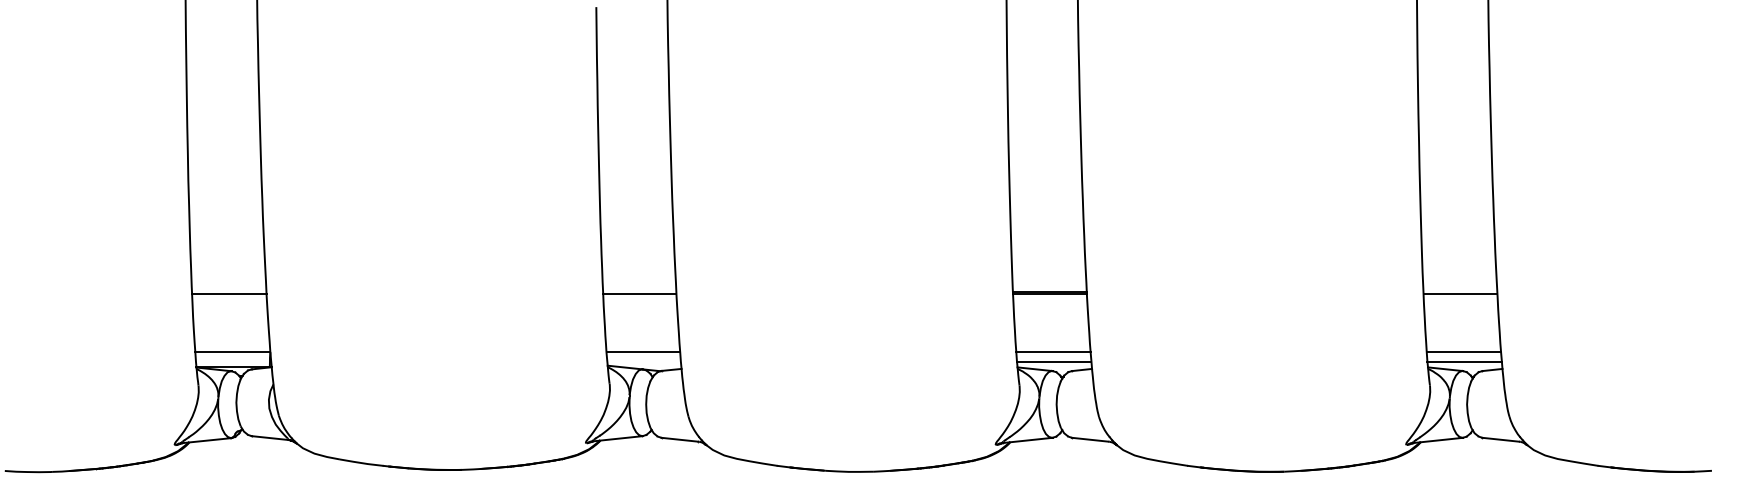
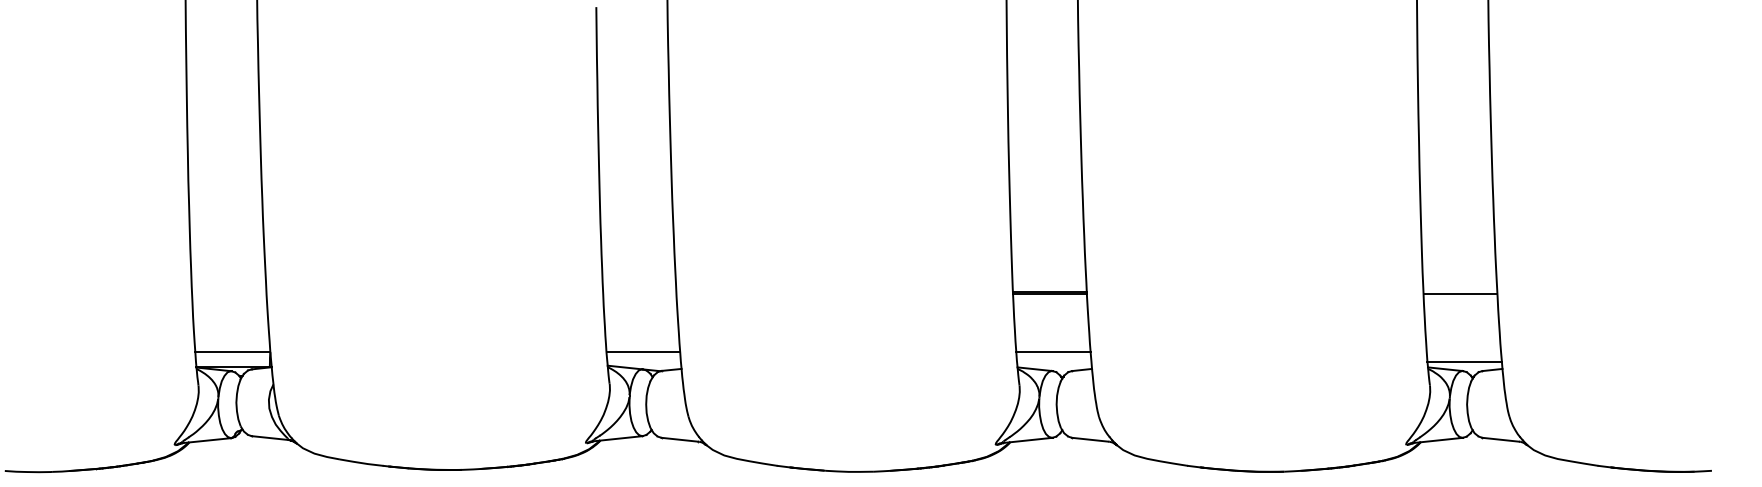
line: present -> none (229, 293)
line: present -> none (639, 293)
line: present -> none (1463, 352)
line: present -> none (1054, 362)
